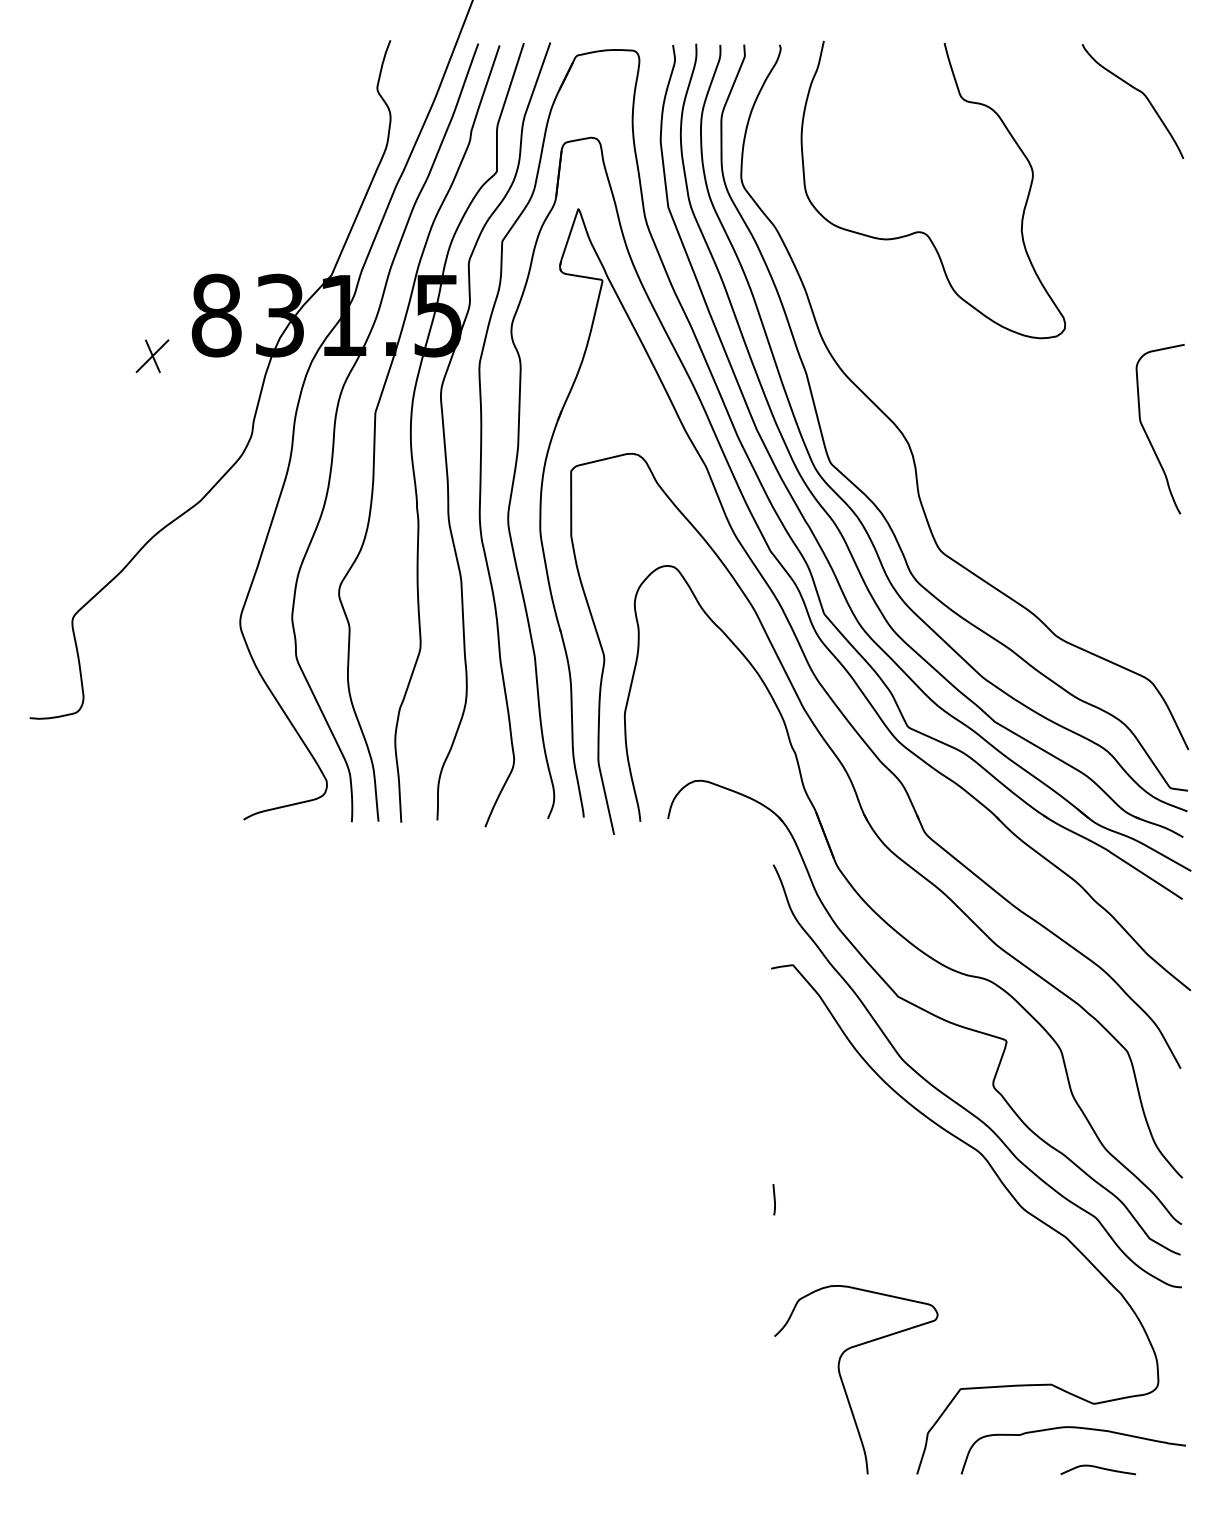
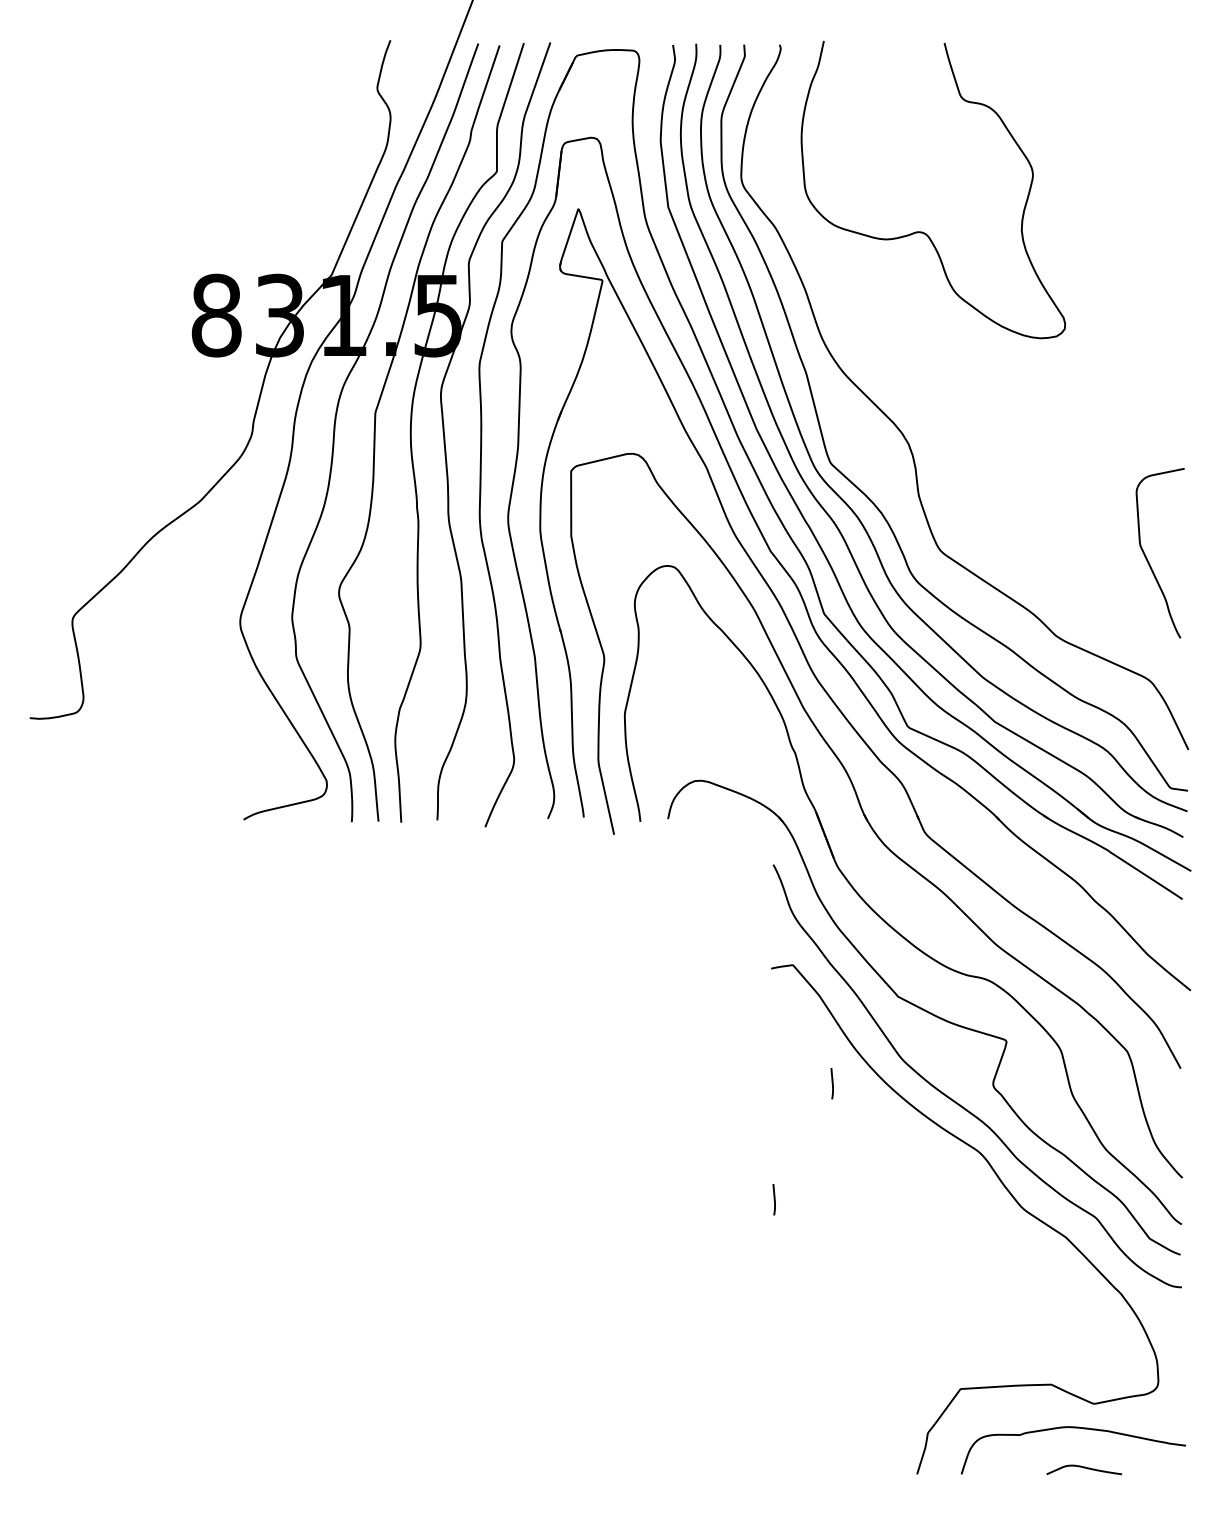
curve: present -> none (1138, 91)
part: present -> none (152, 356)
curve position: (1147, 434) -> (1147, 558) (1147, 558)
line: none -> present (831, 1083)
curve: present -> none (843, 1382)
curve position: (1097, 1468) -> (1083, 1468) (1083, 1468)
